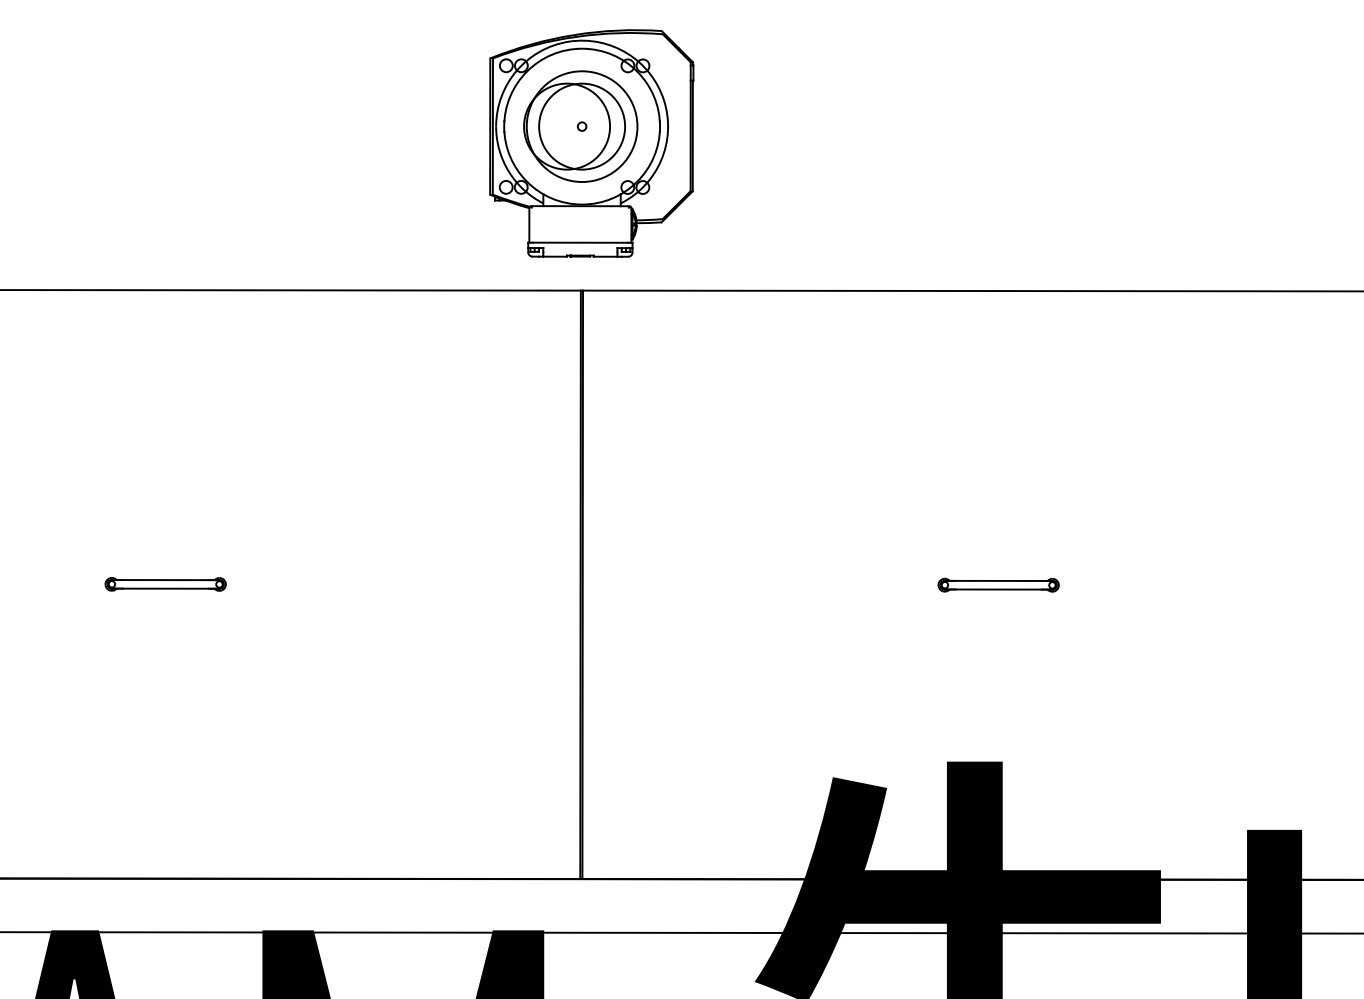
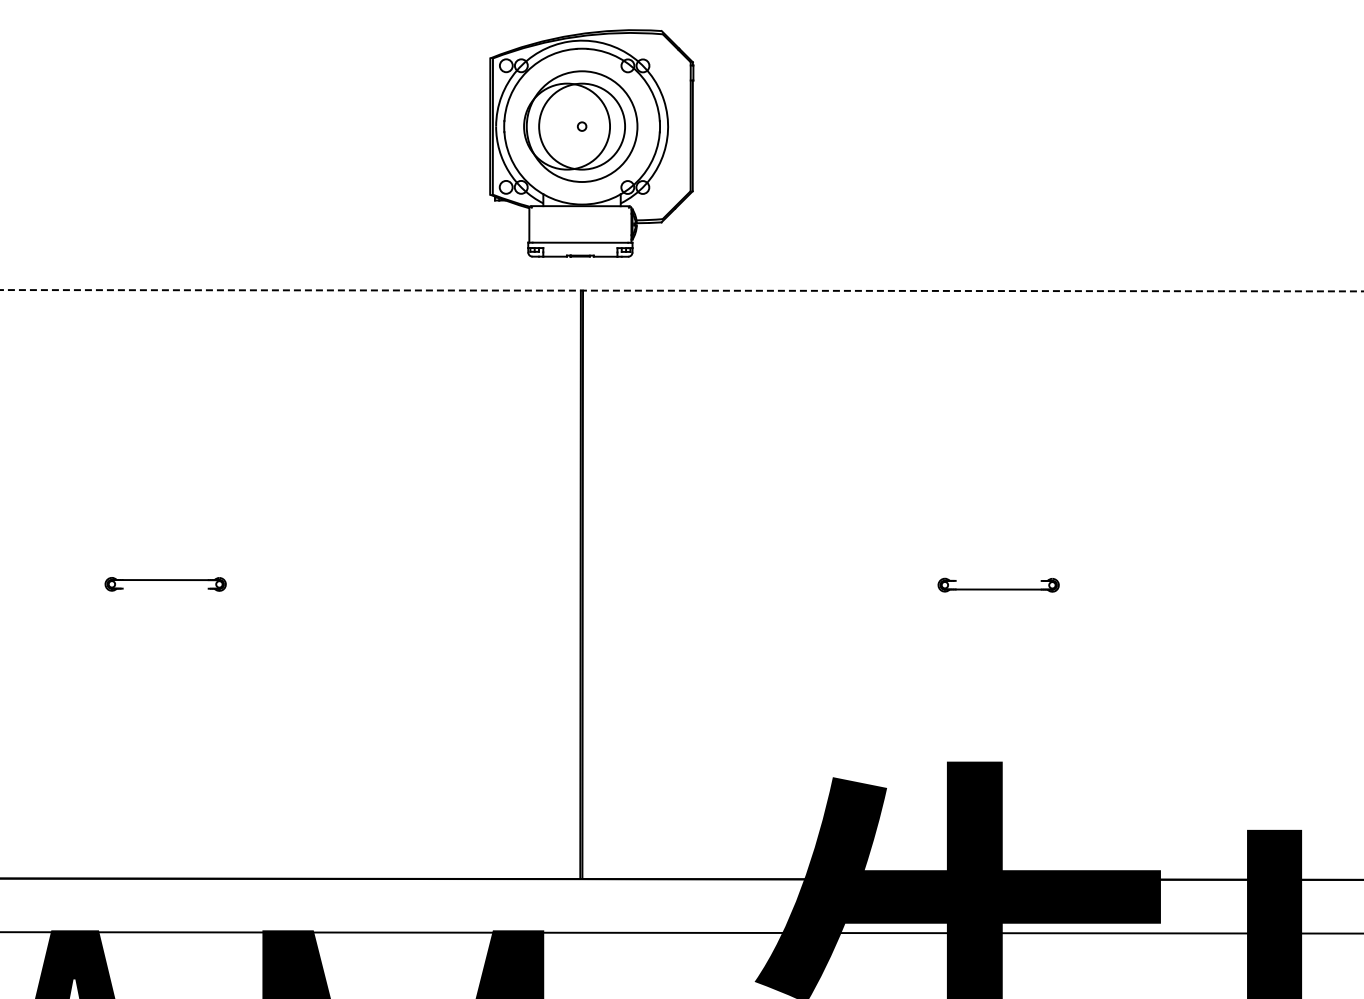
line: solid -> dashed (682, 290)
line: present -> none (998, 580)
line: present -> none (165, 588)
